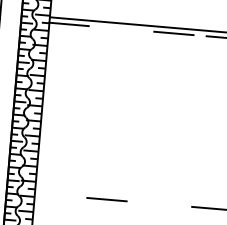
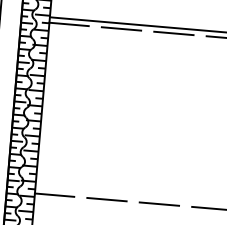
line: none -> present (121, 28)
line: none -> present (54, 194)
line: none -> present (158, 203)
